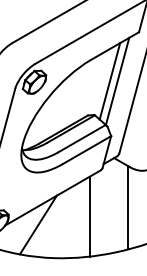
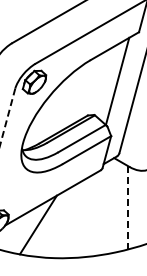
line: present -> none (109, 81)
line: solid -> dashed (7, 117)
line: solid -> dashed (128, 207)
line: present -> none (89, 216)
